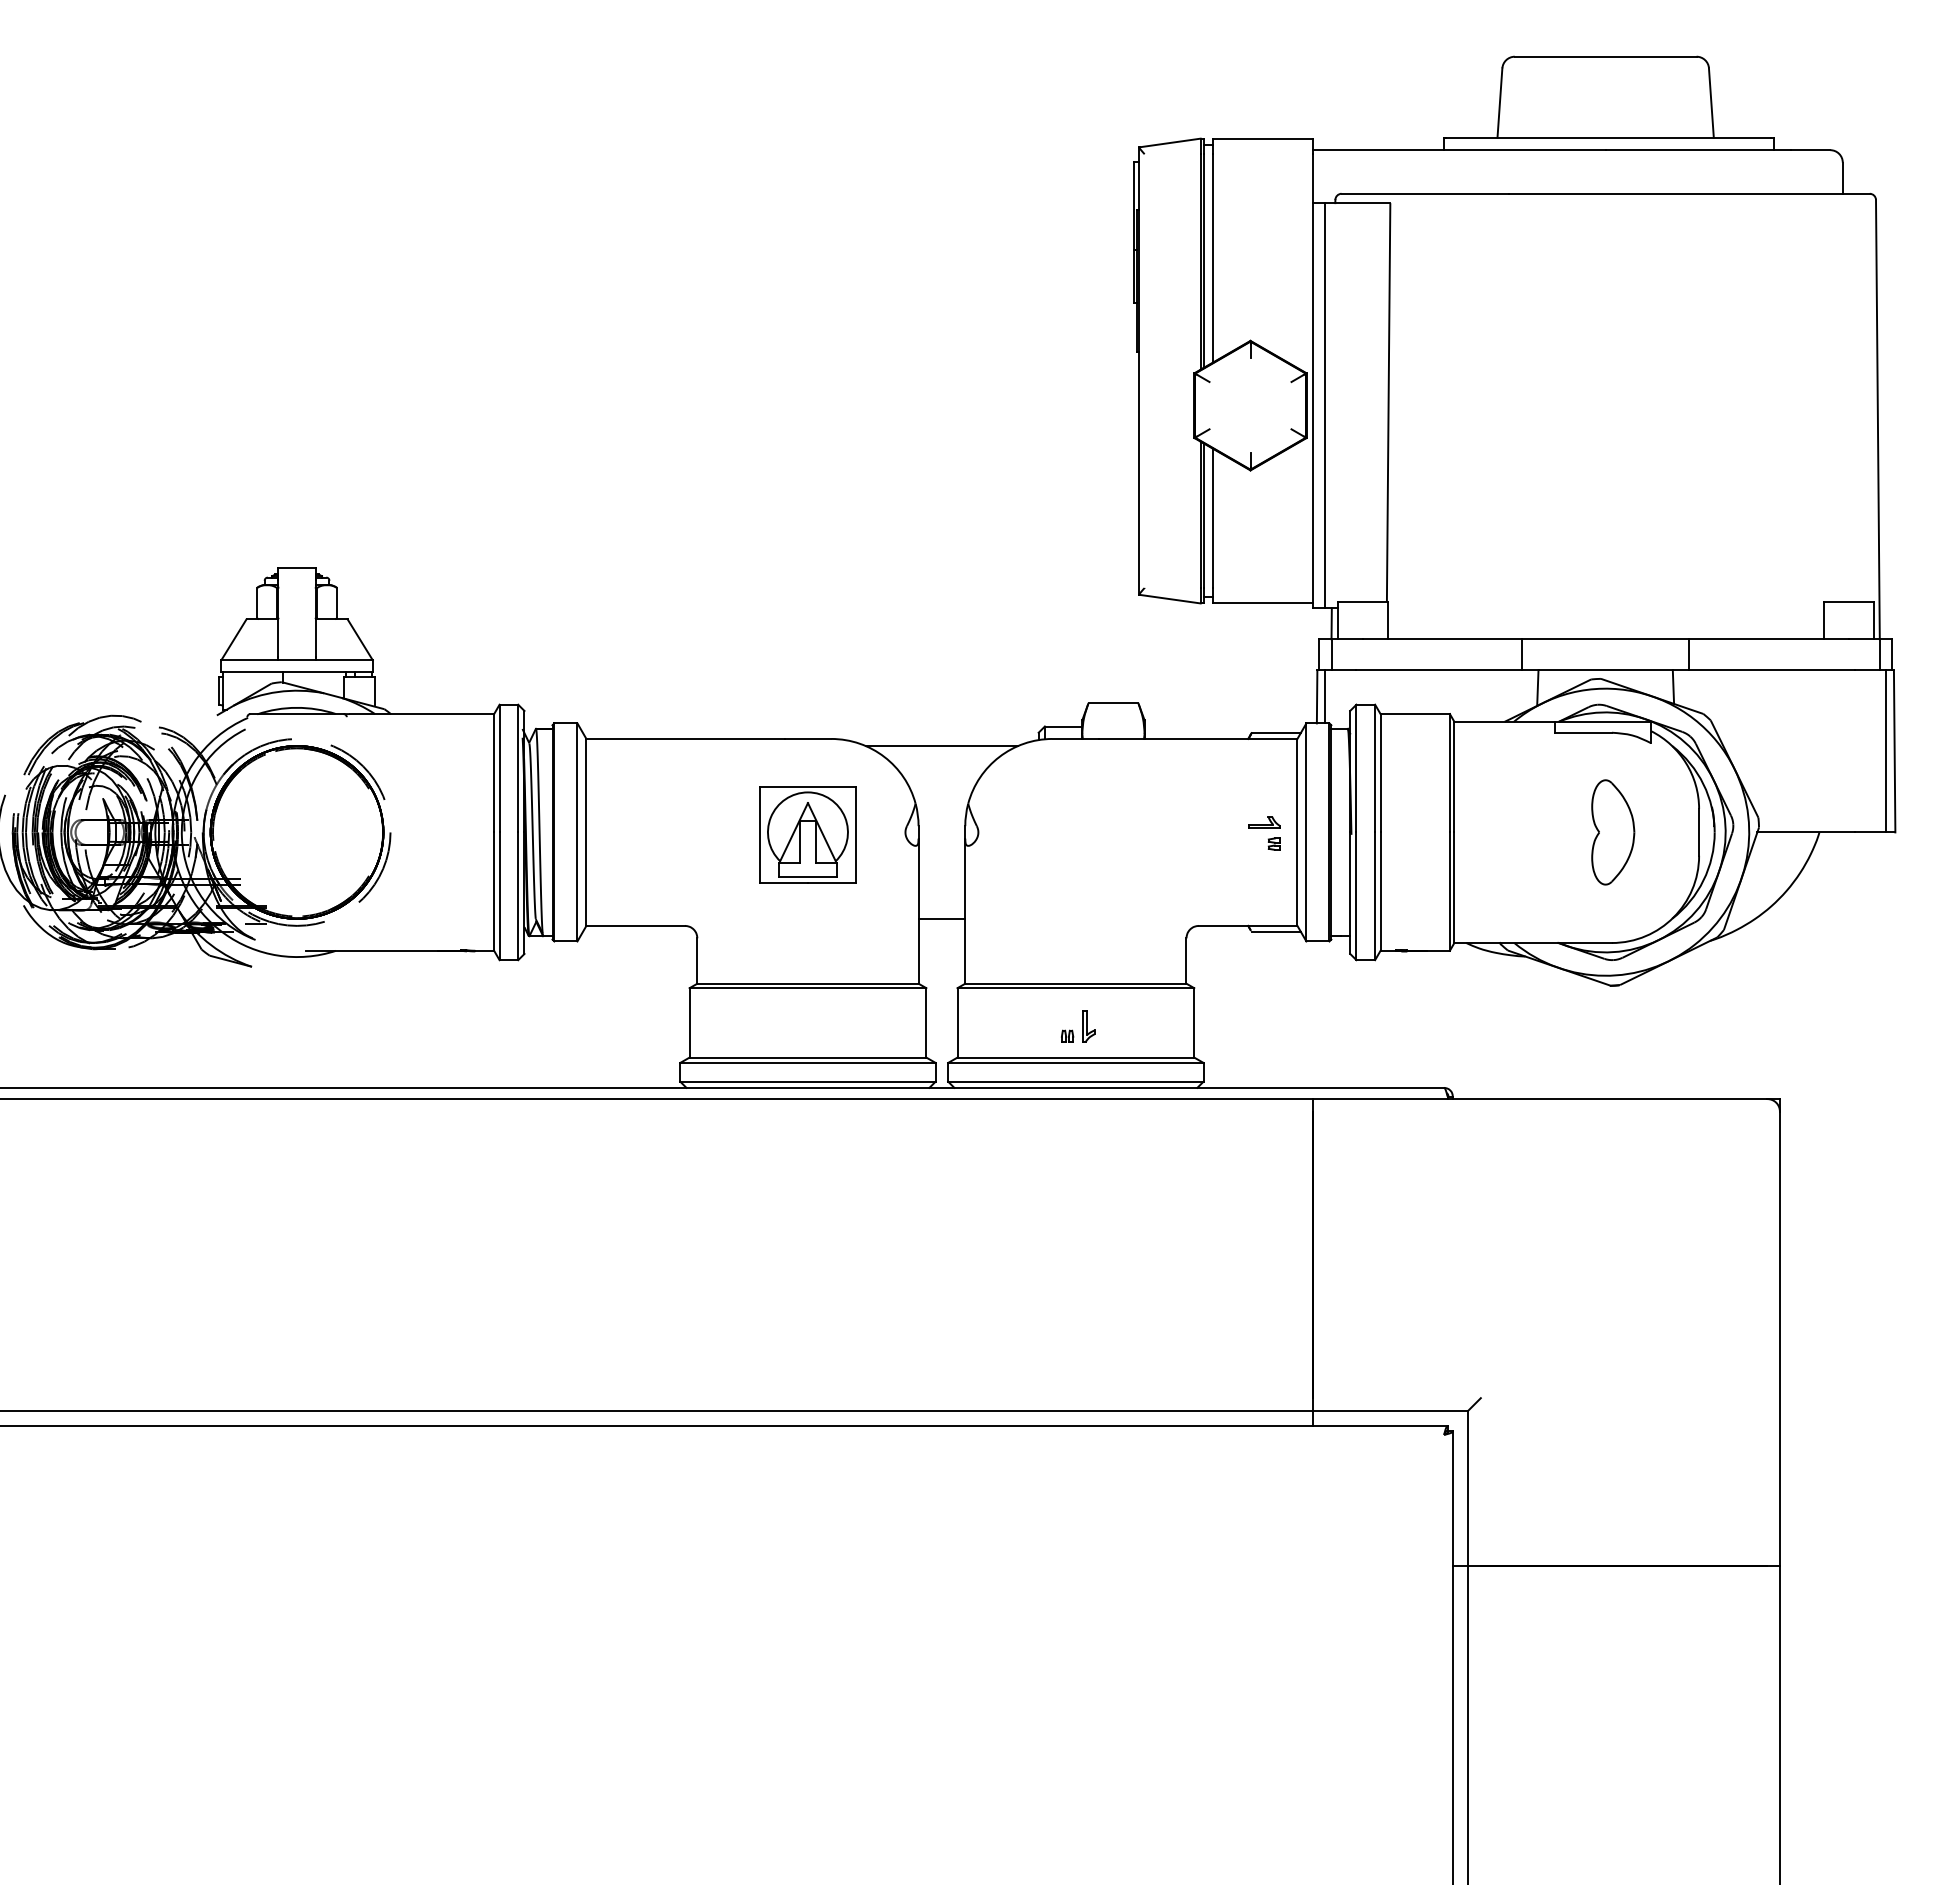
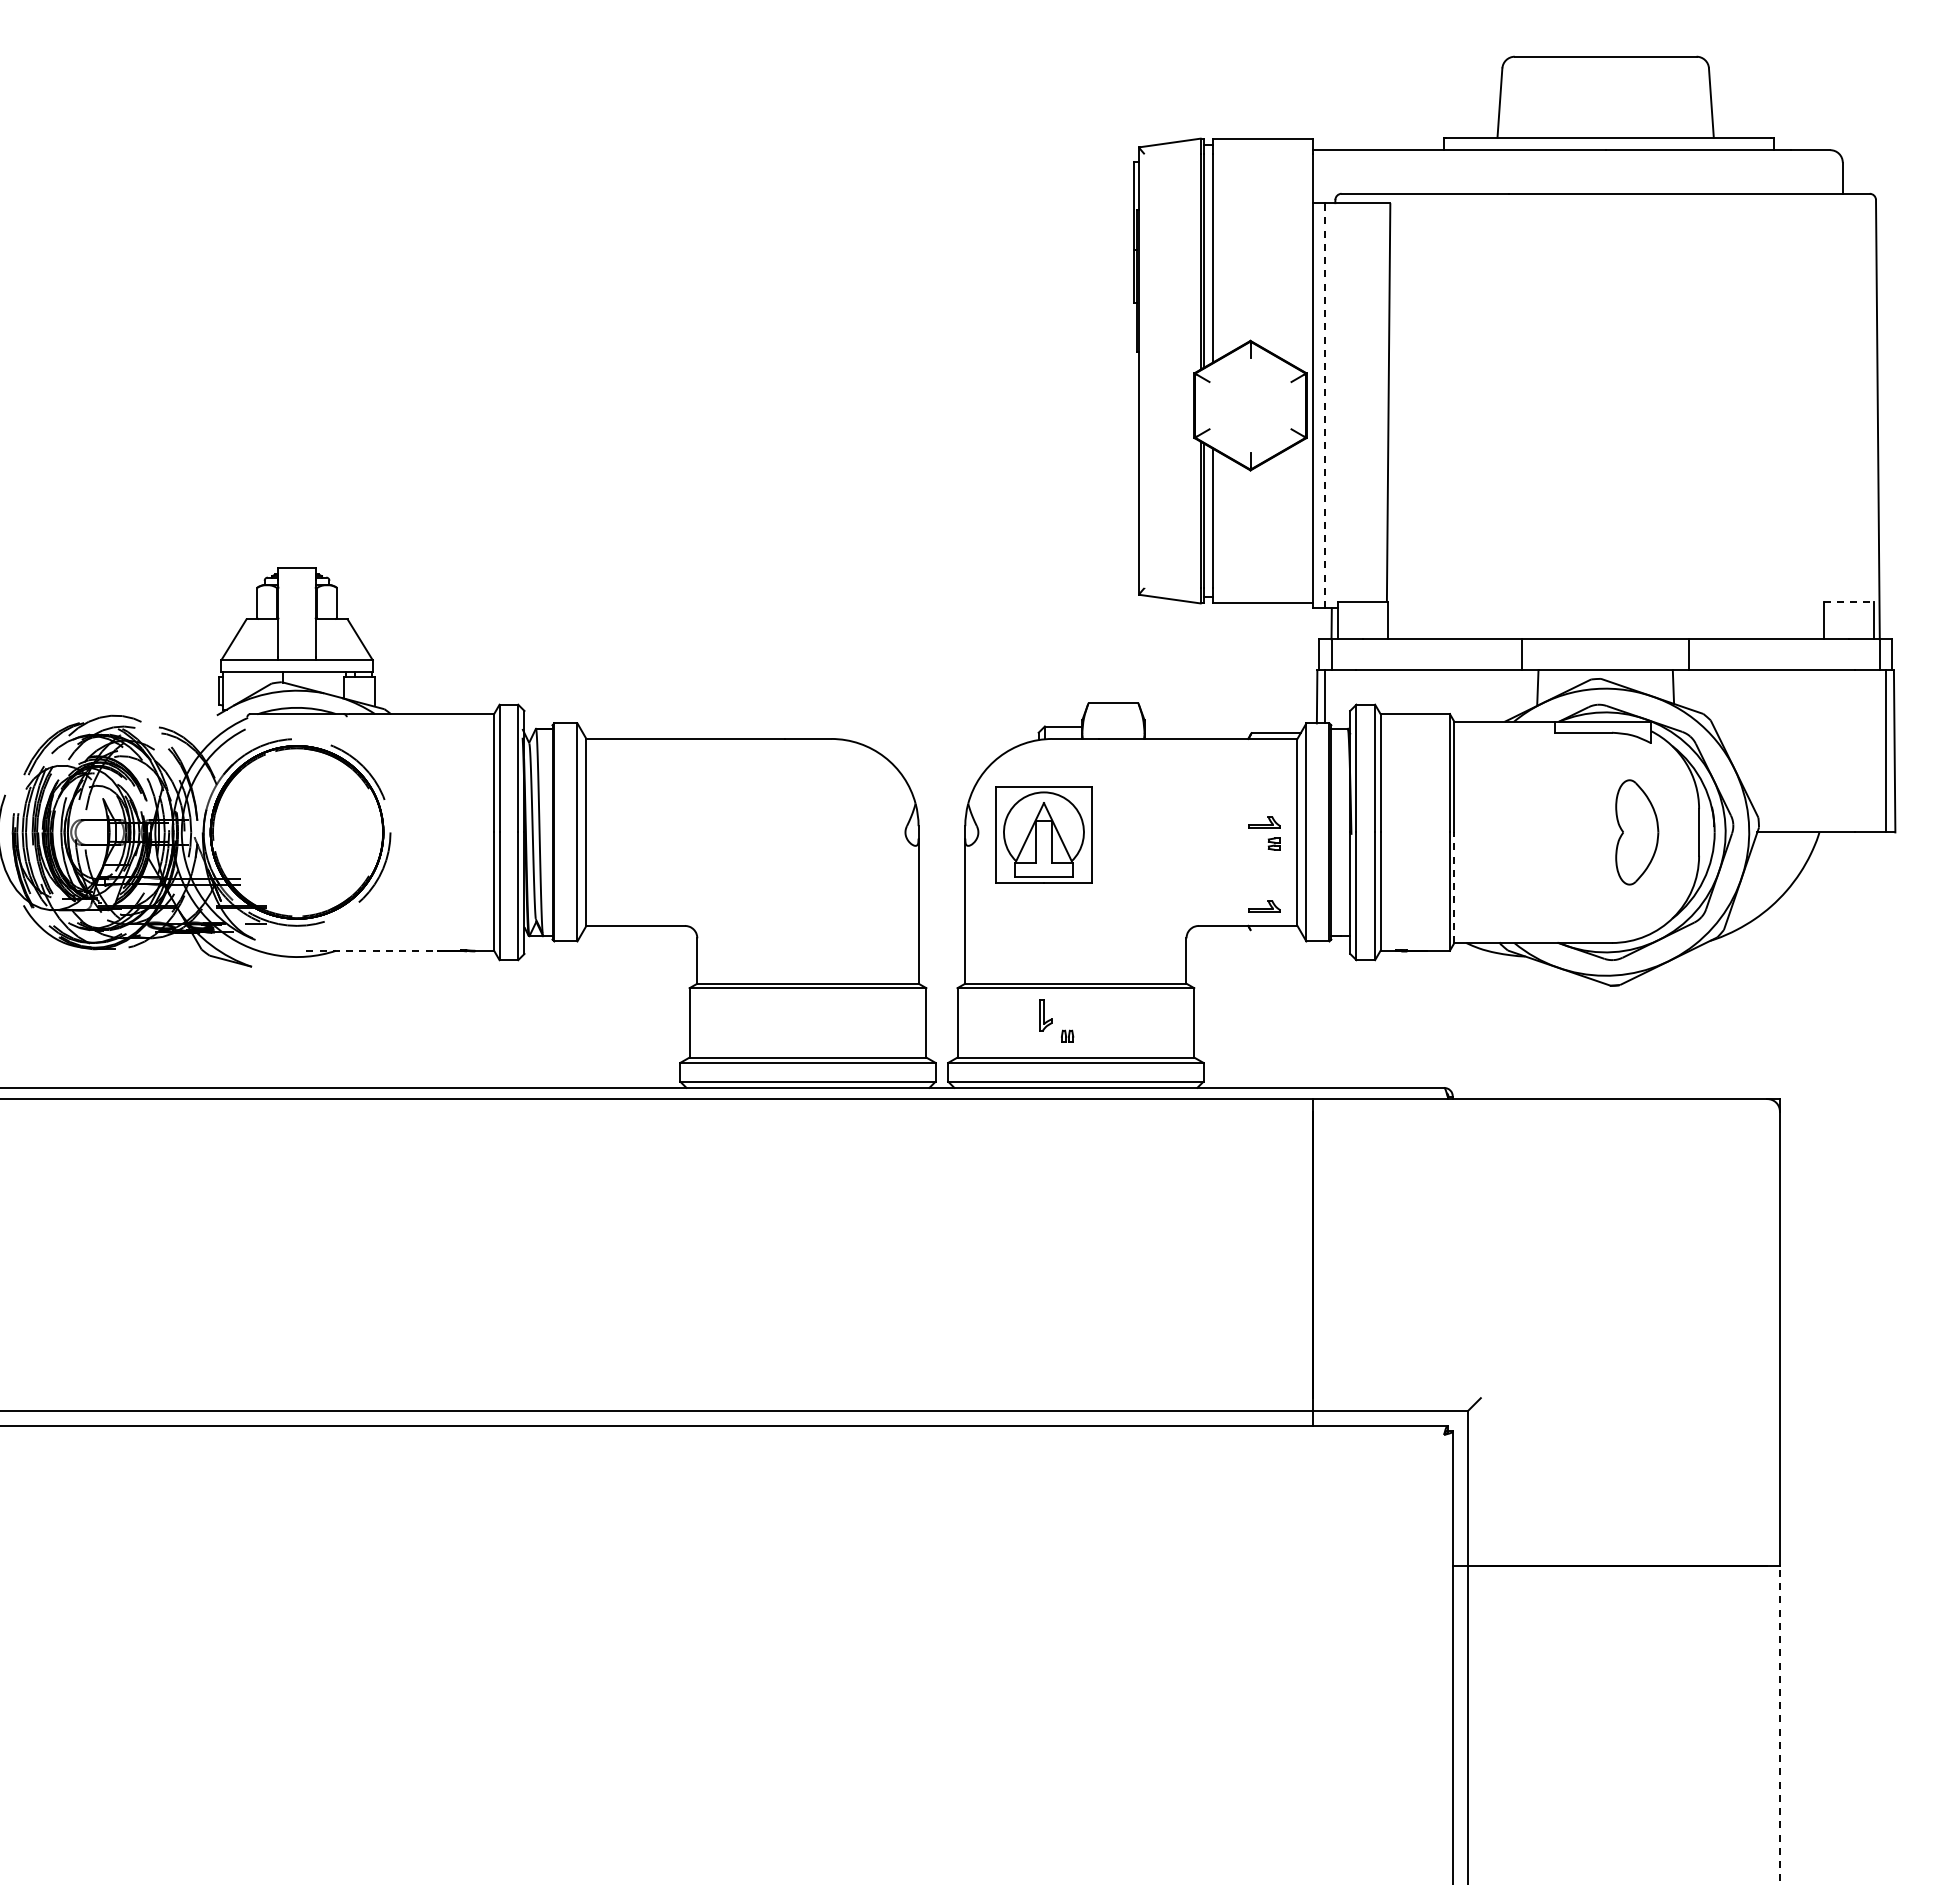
line: solid -> dashed (1325, 405)
line: solid -> dashed (1848, 601)
line: present -> none (941, 746)
part position: (1613, 832) -> (1637, 832) (1637, 832)
part position: (807, 834) -> (1043, 834) (1043, 834)
line: solid -> dashed (1454, 887)
part: none -> present (1264, 906)
line: present -> none (941, 918)
line: present -> none (1275, 931)
line: solid -> dashed (372, 950)
part position: (1088, 1026) -> (1045, 1015) (1045, 1015)
line: solid -> dashed (1779, 1725)
